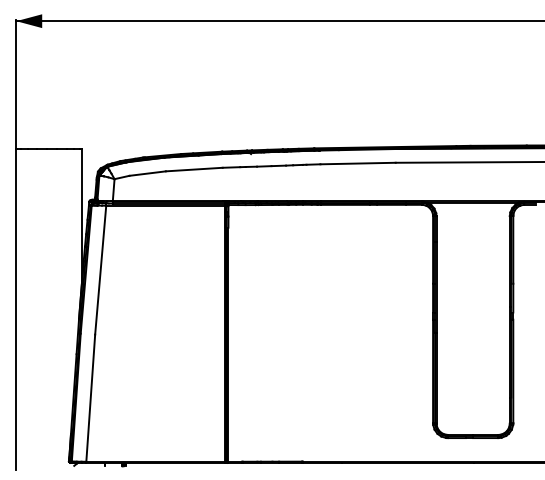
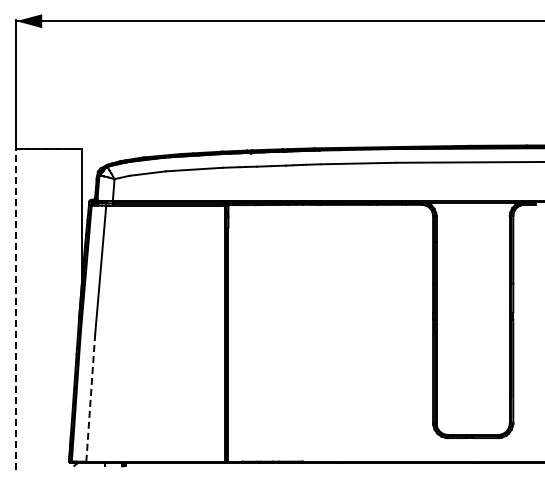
line: solid -> dashed (16, 308)
line: solid -> dashed (90, 398)
